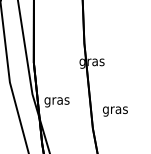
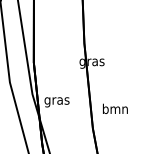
text: gras -> bmn (114, 109)
